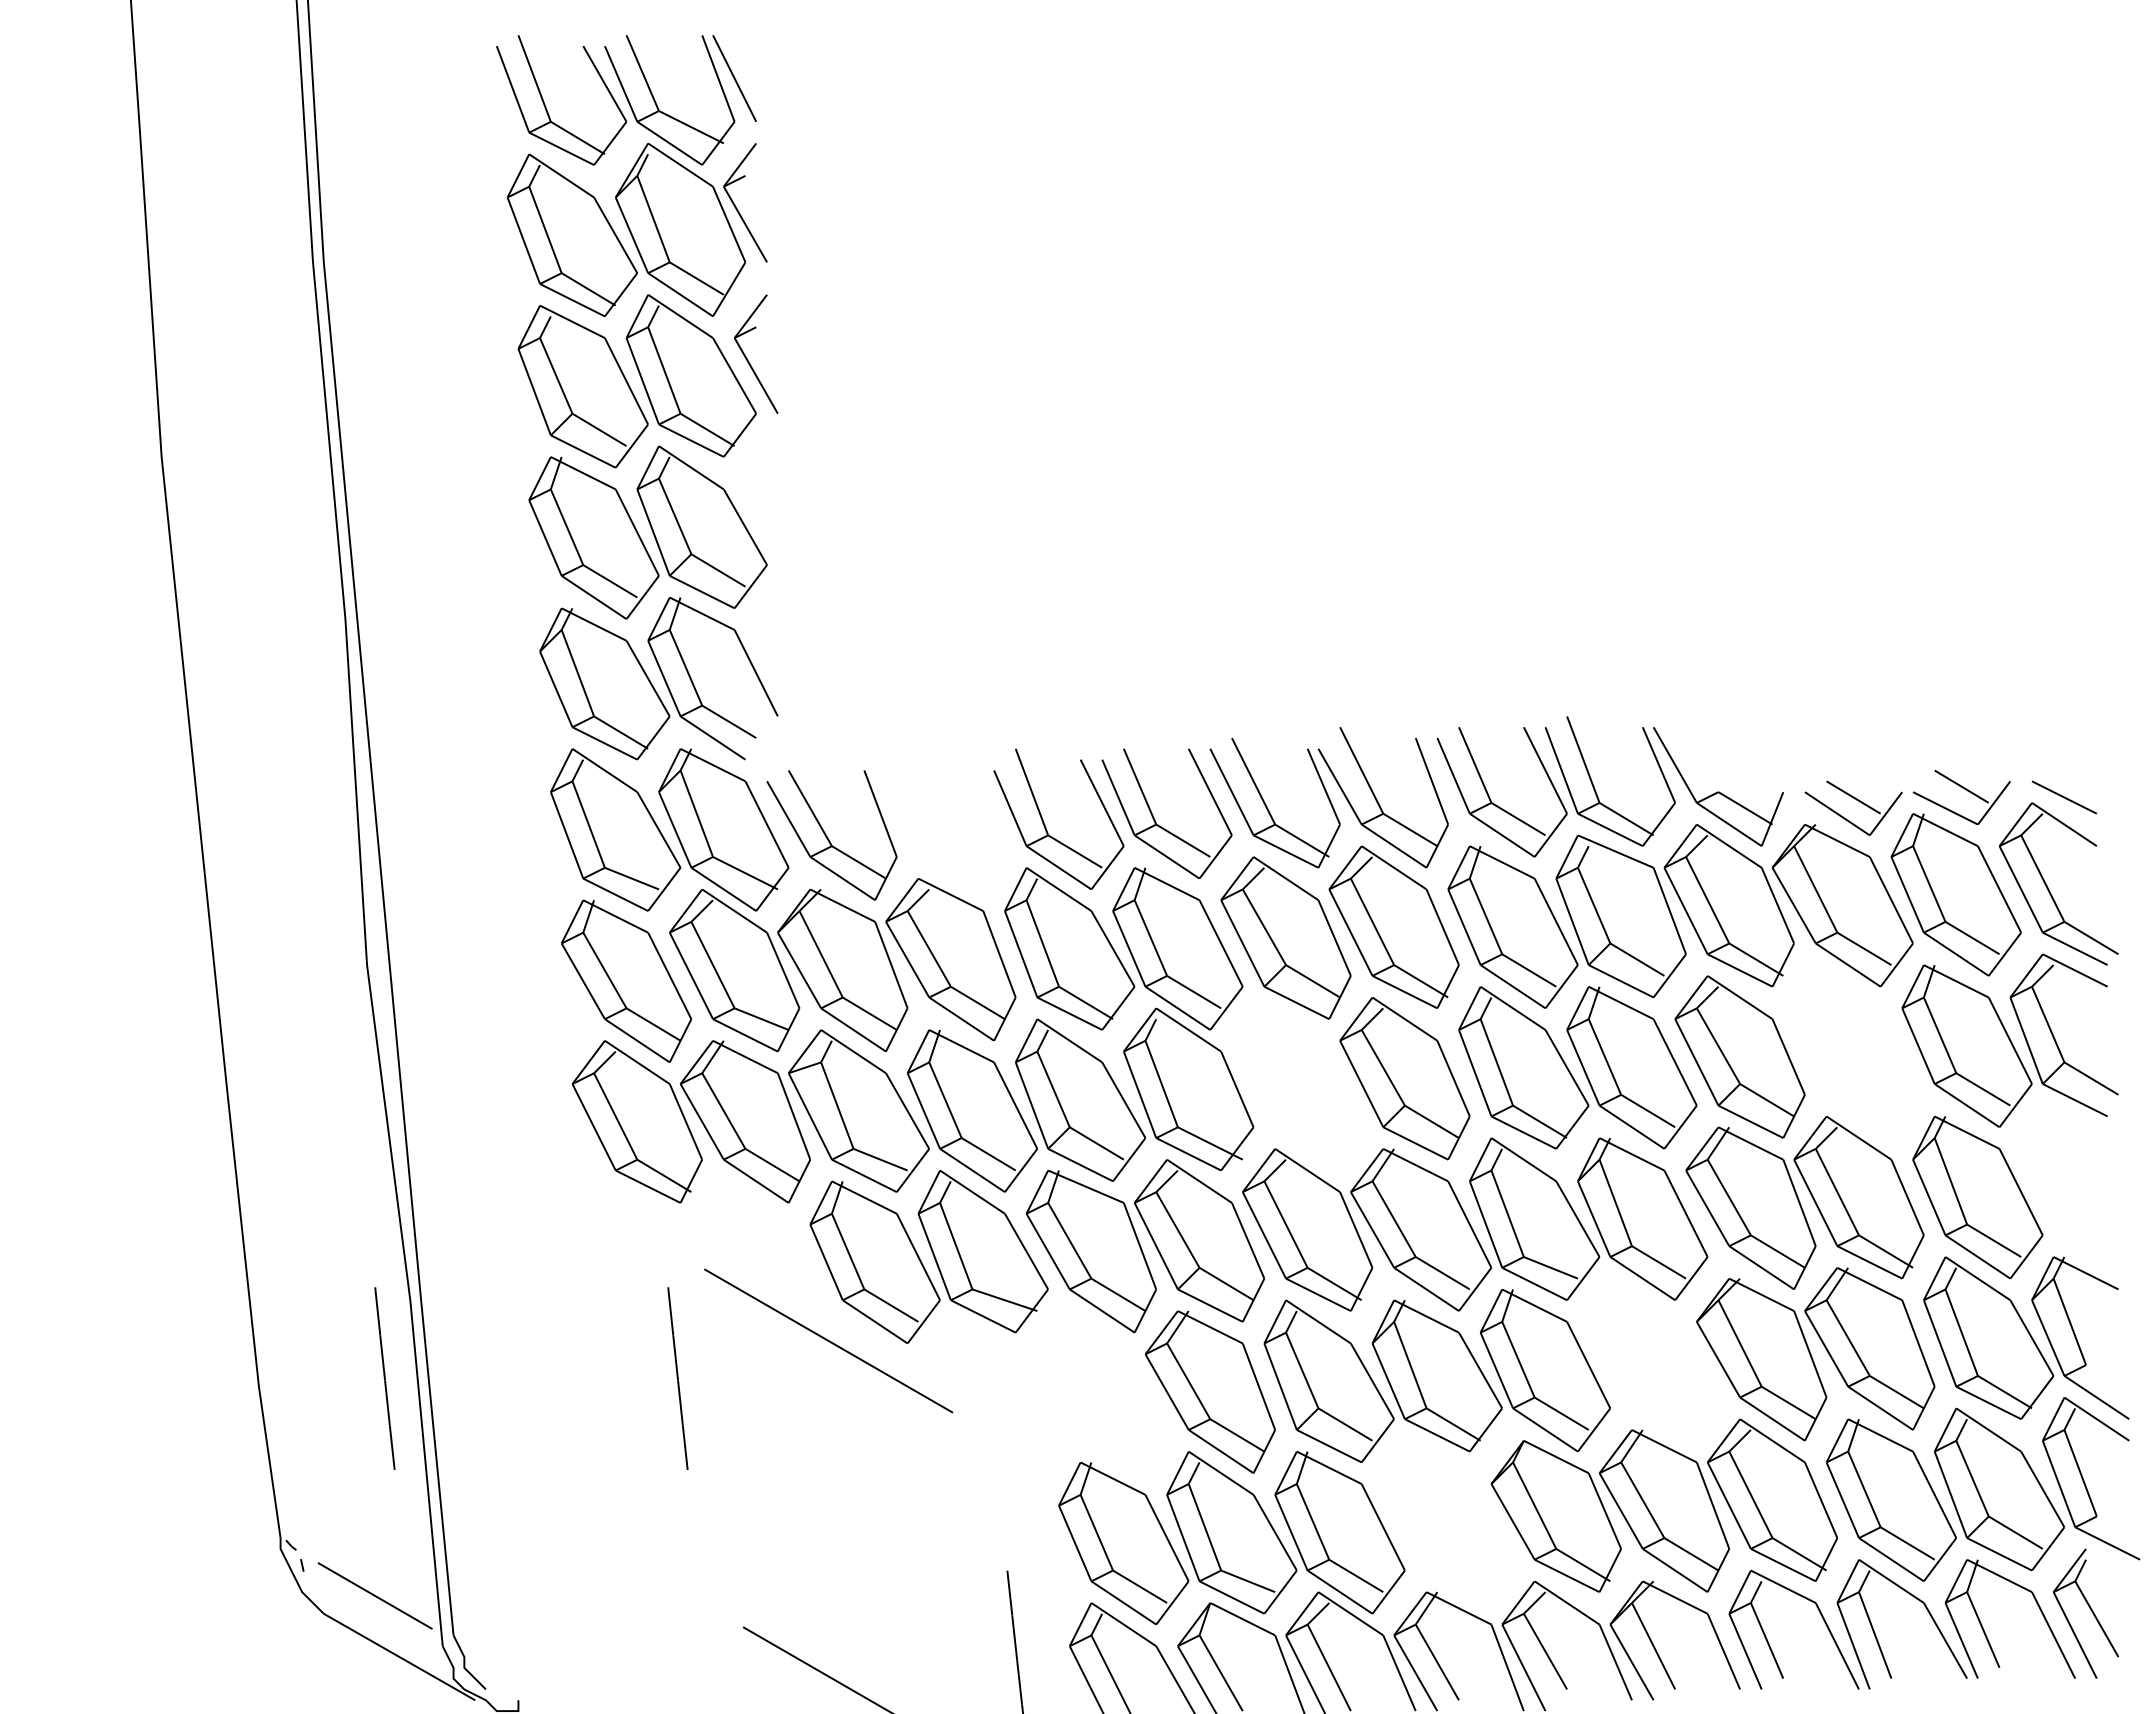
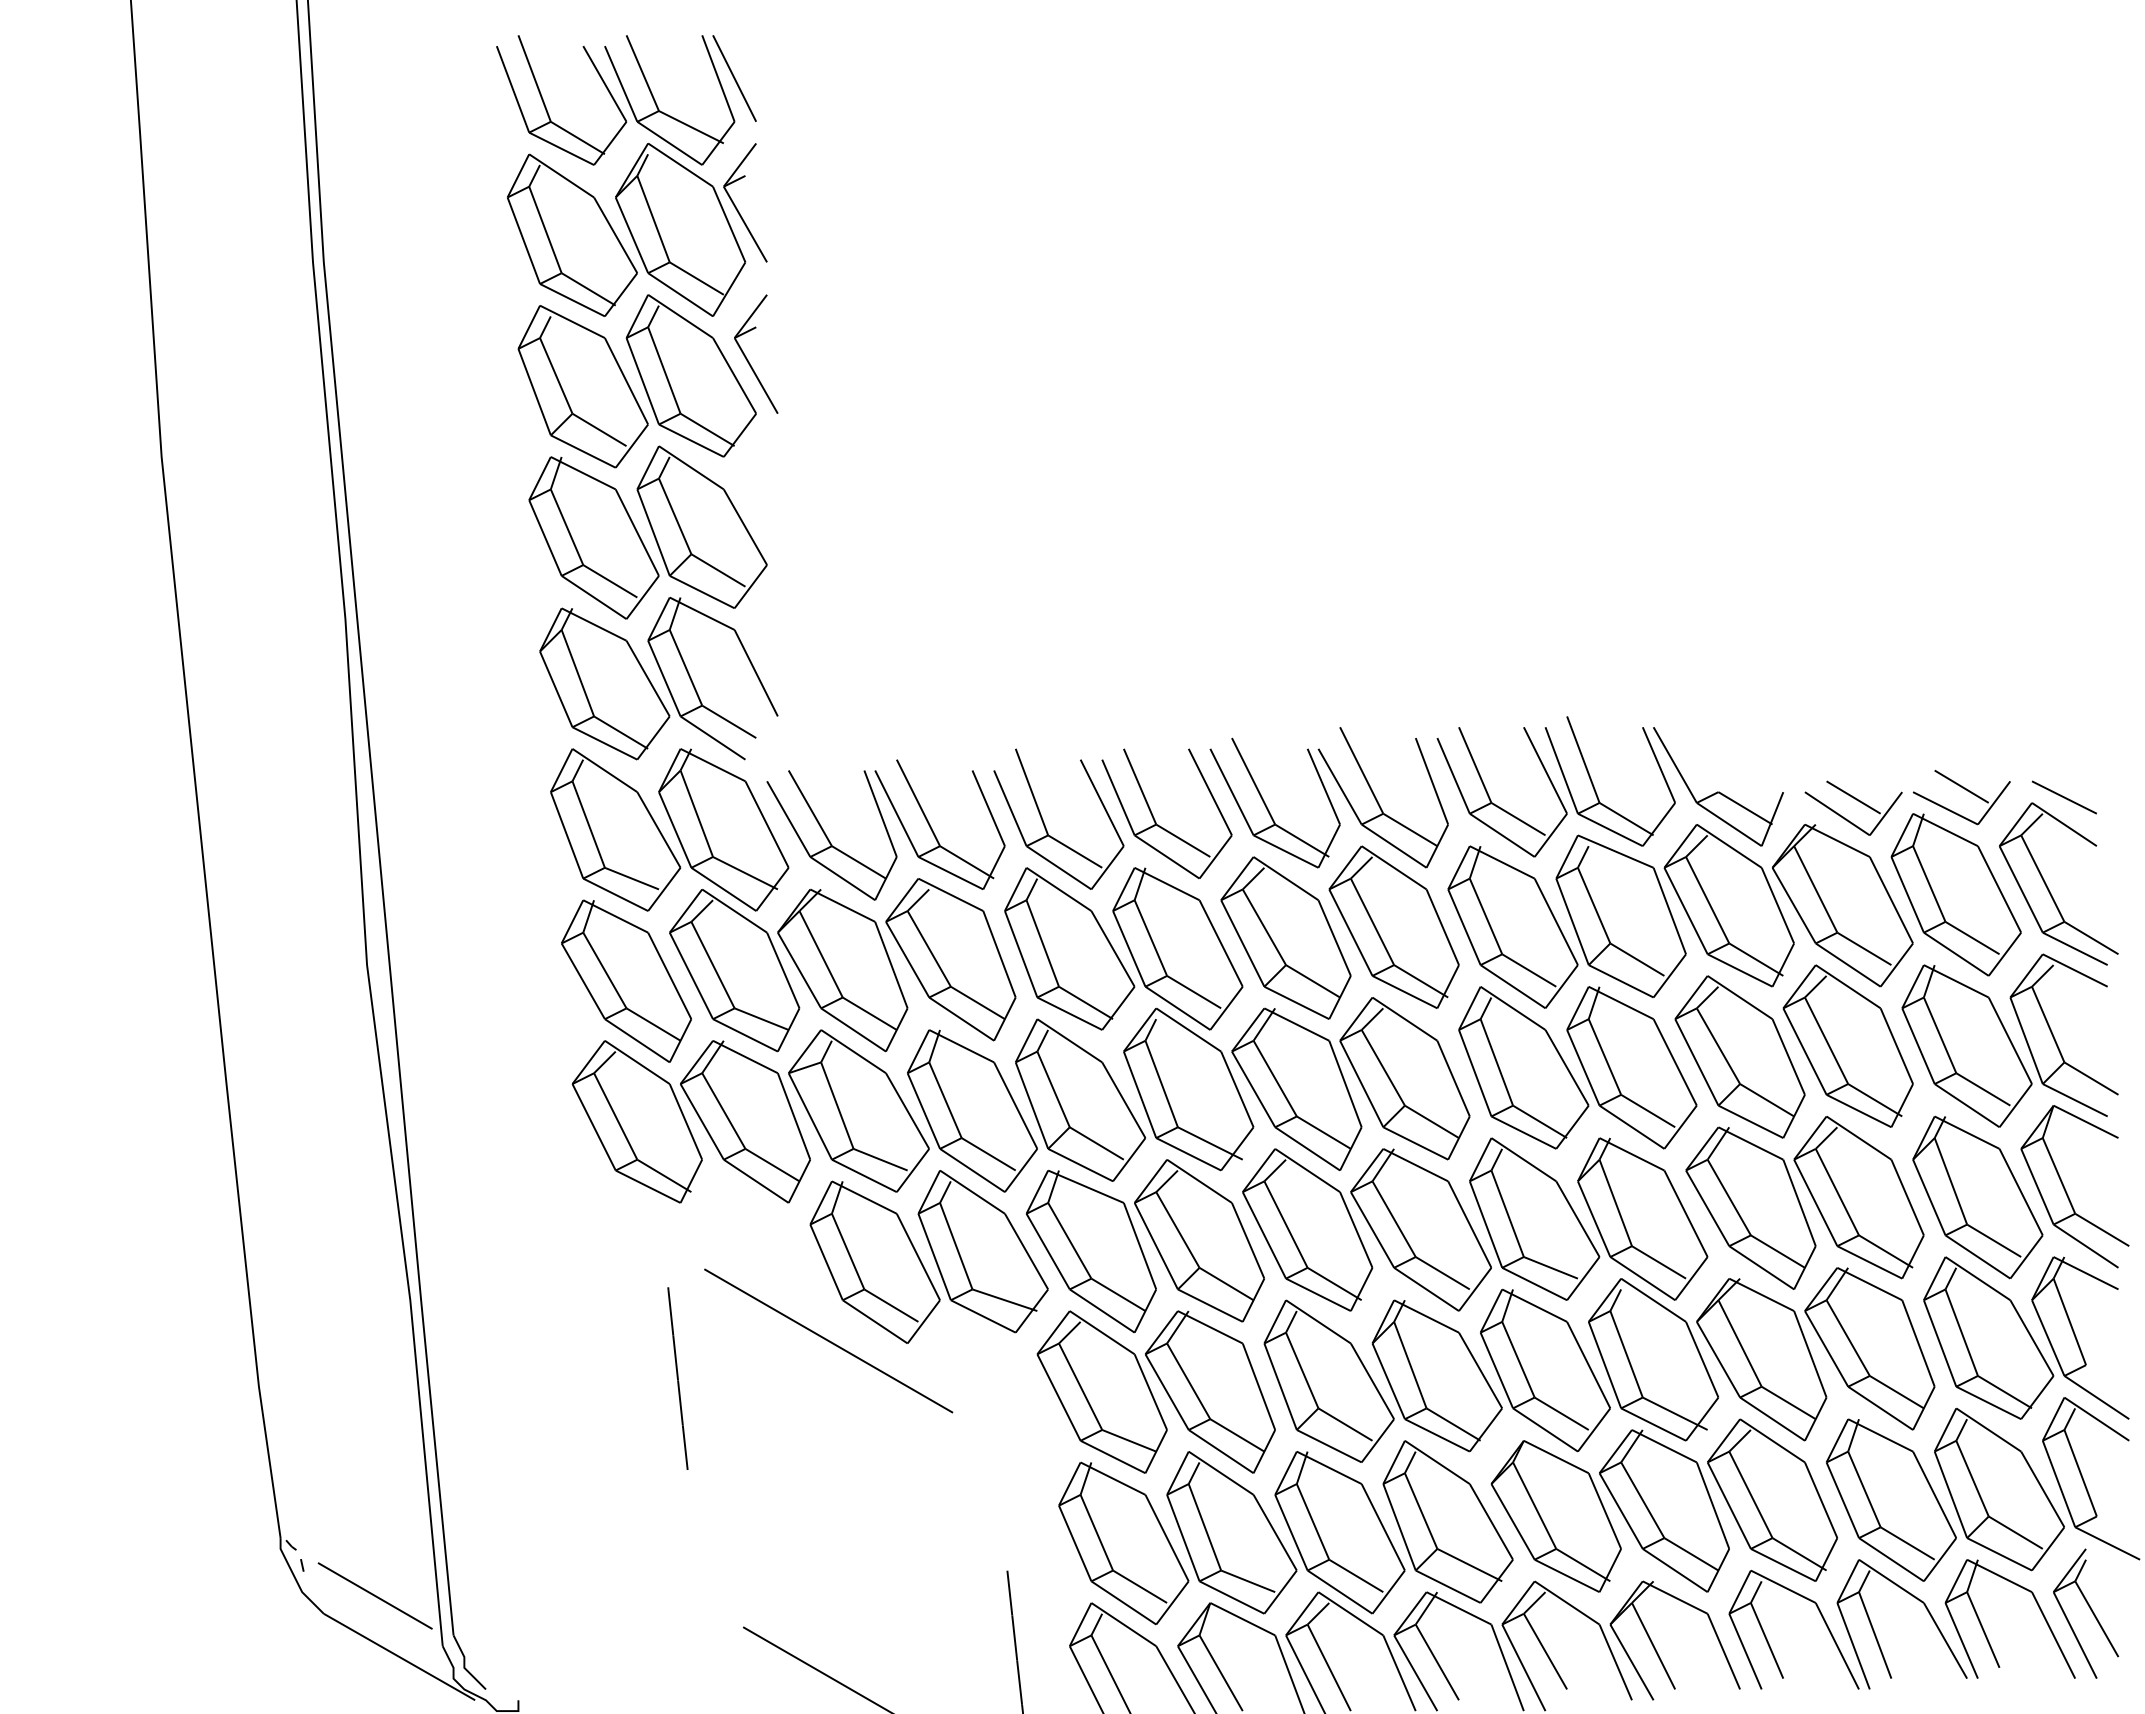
part: none -> present (932, 828)
part: none -> present (1847, 1045)
part: none -> present (1296, 1089)
part: none -> present (2066, 1190)
part: none -> present (1653, 1359)
line: present -> none (384, 1378)
part: none -> present (1101, 1391)
part: none -> present (1447, 1521)
